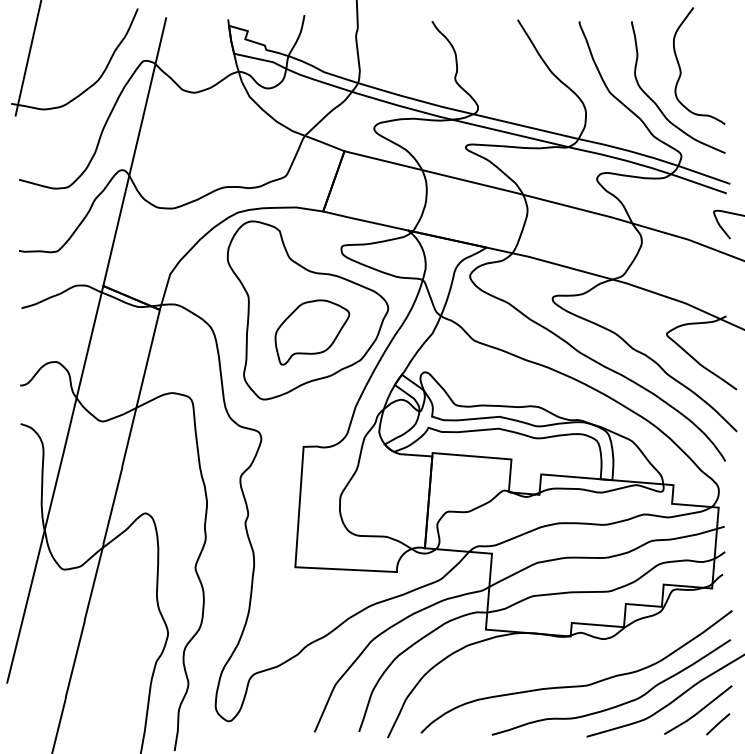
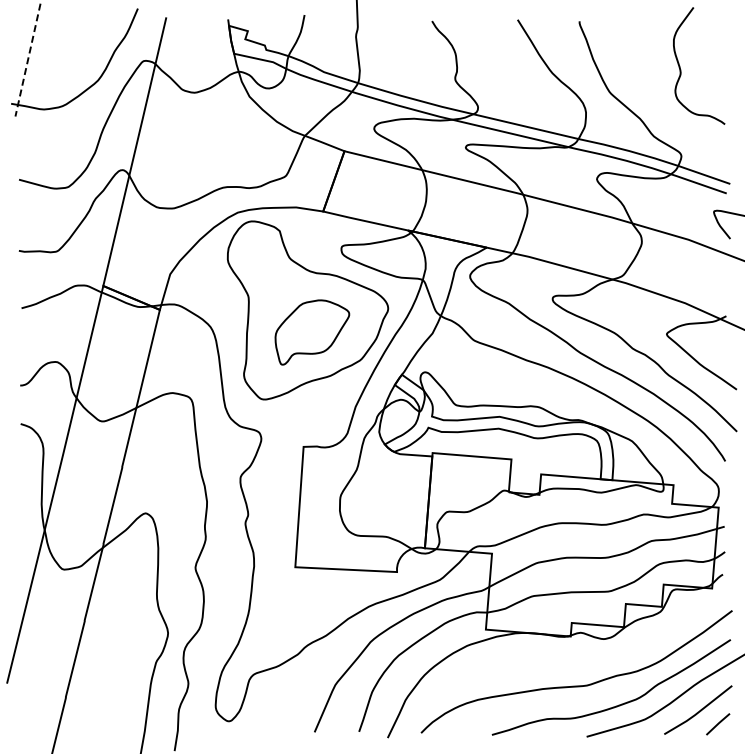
line: solid -> dashed (28, 59)
curve: present -> none (657, 104)
